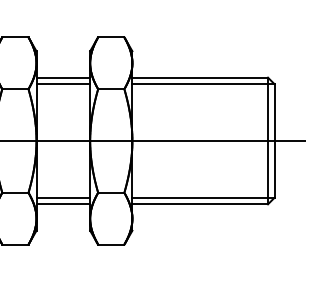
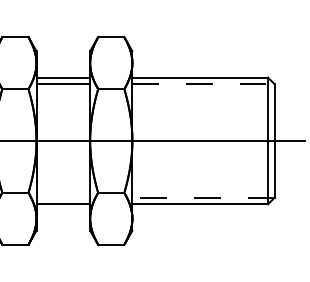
line: solid -> dashed (203, 84)
line: present -> none (63, 197)
line: solid -> dashed (202, 197)
